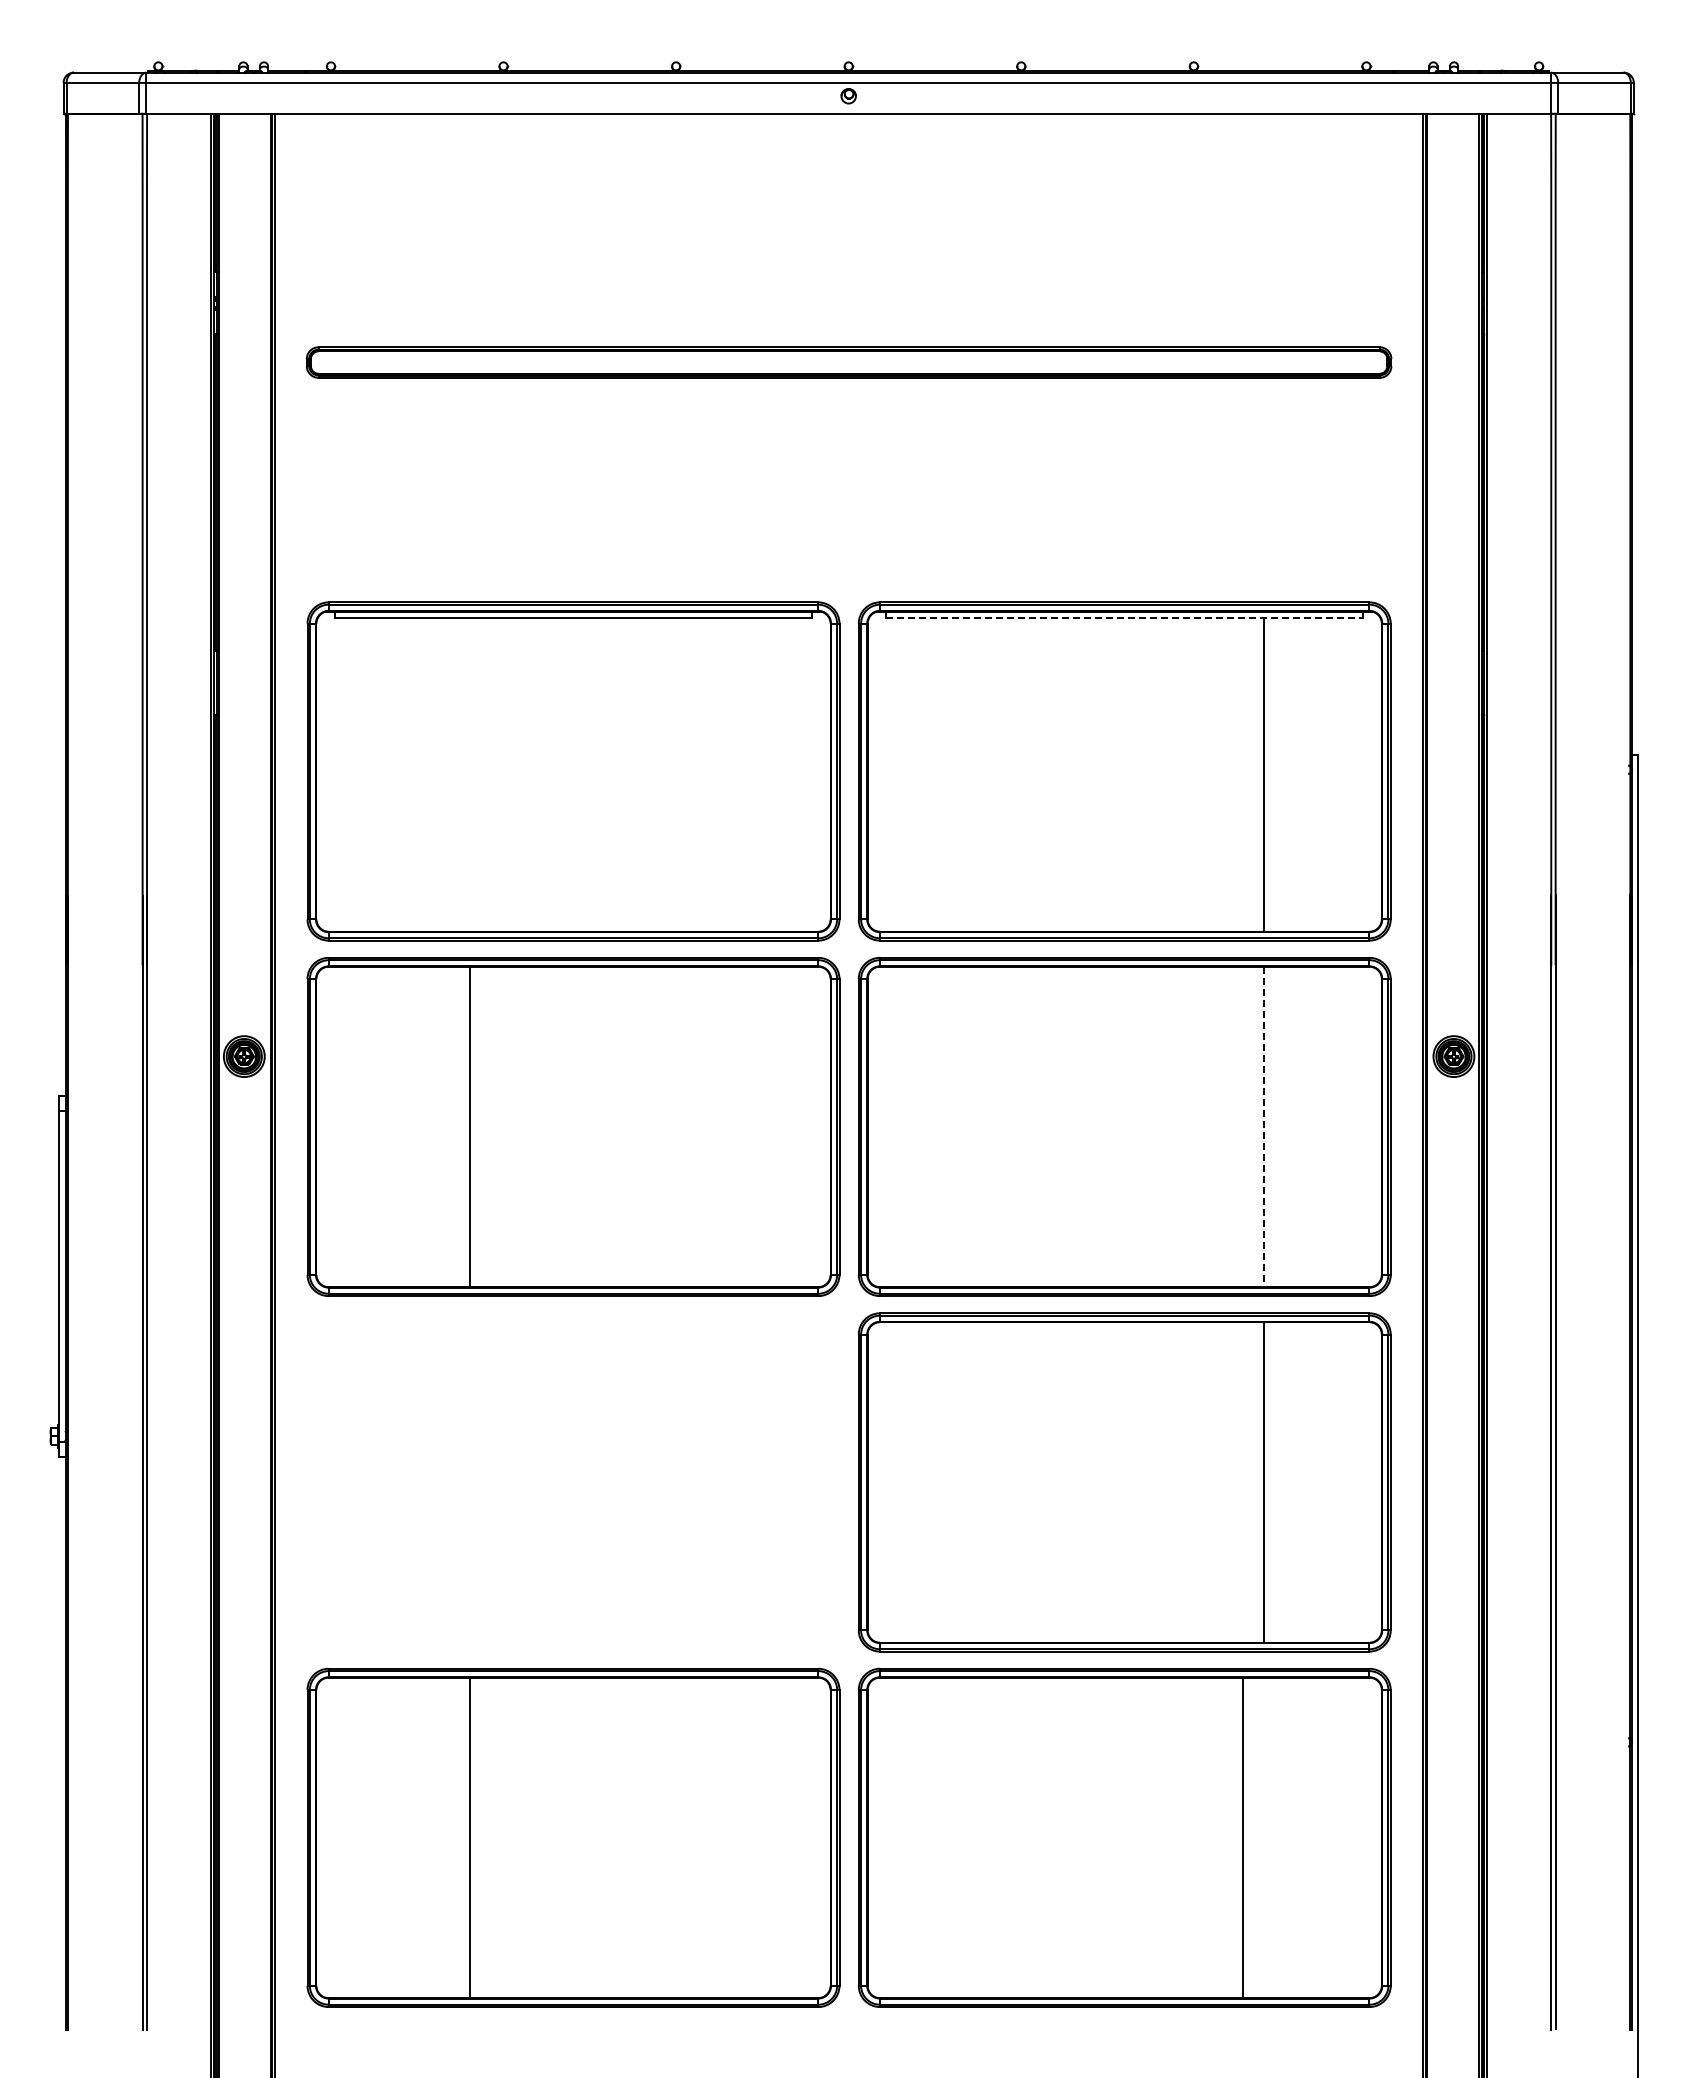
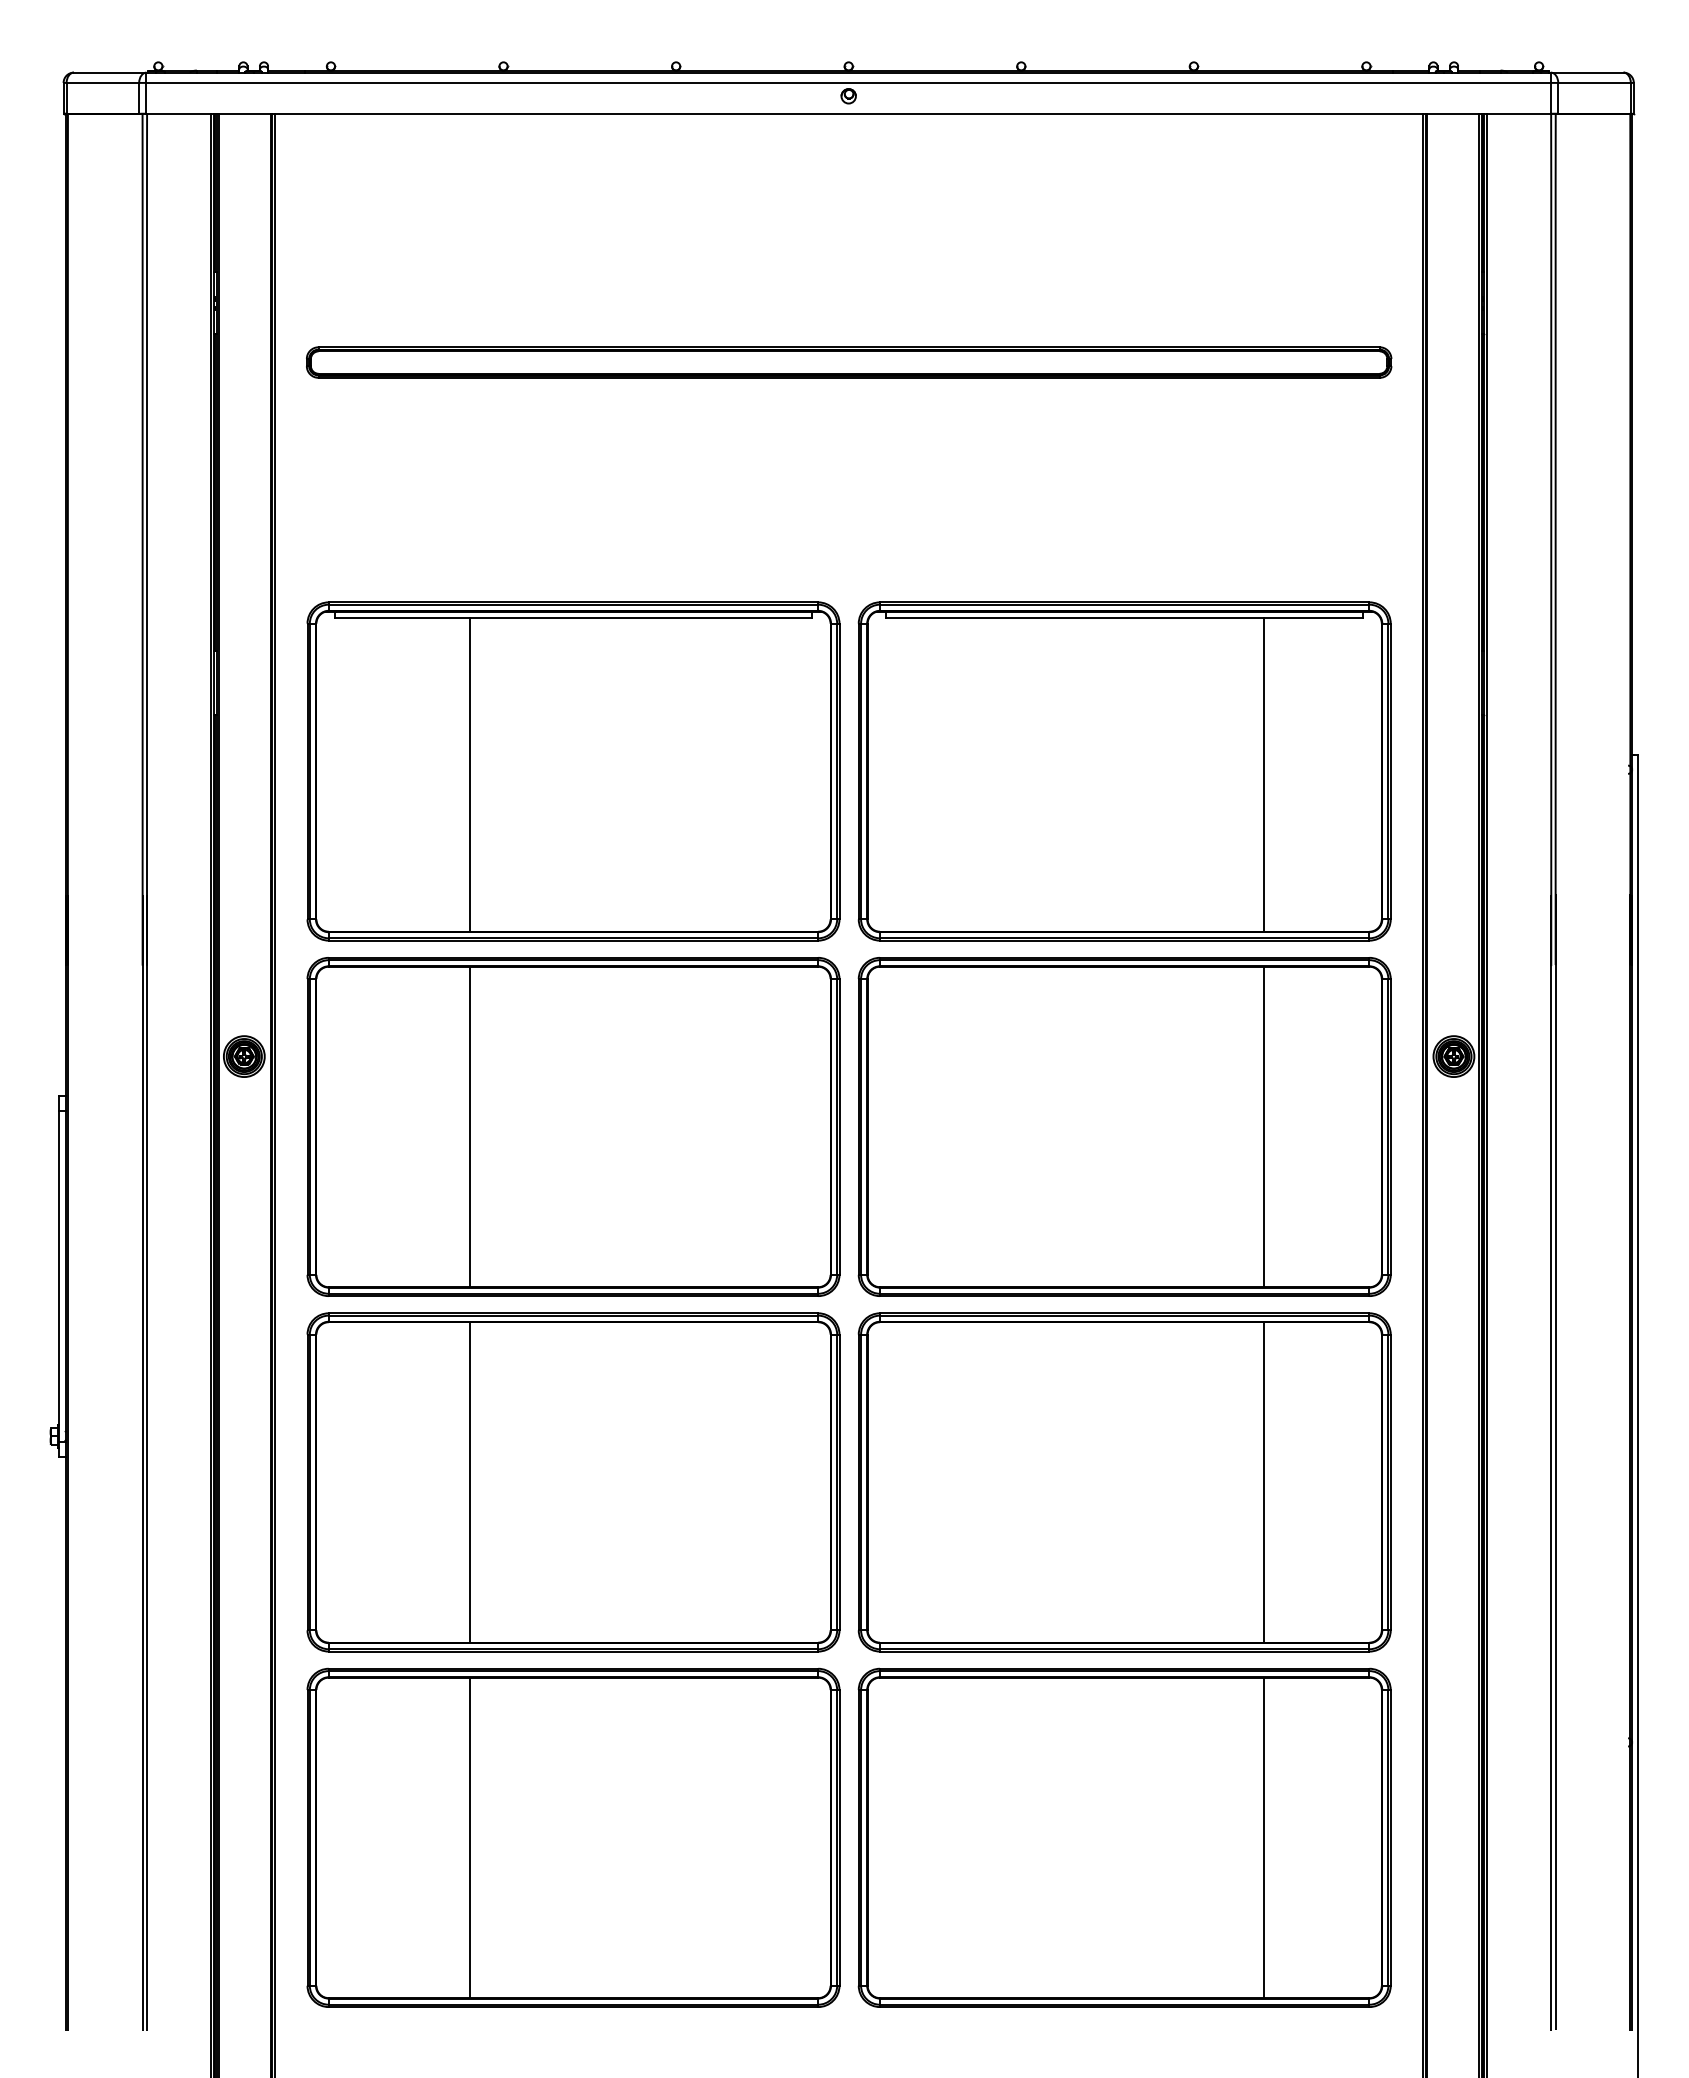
line: dashed -> solid (1124, 618)
line: none -> present (469, 774)
line: dashed -> solid (1263, 1127)
part: none -> present (573, 1482)
line position: (1242, 1837) -> (1263, 1837) (1263, 1837)
